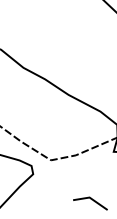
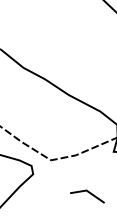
line position: (92, 200) -> (89, 193) (89, 193)
